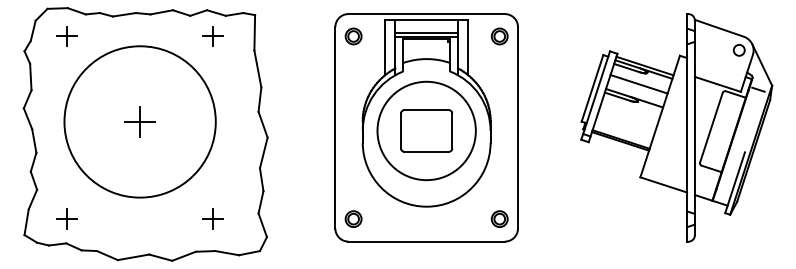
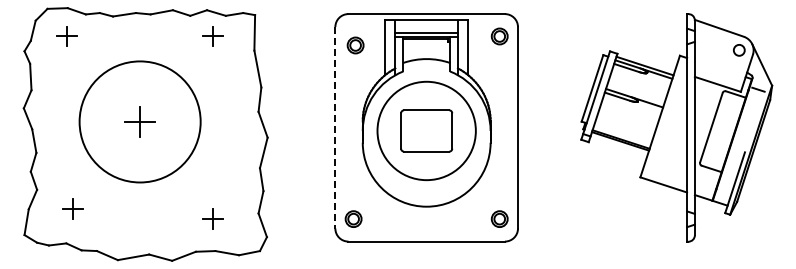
part position: (353, 36) -> (355, 45) (355, 45)
line: present -> none (638, 84)
circle diameter: 151 px -> 121 px (139, 121)
line: solid -> dashed (335, 127)
part position: (66, 218) -> (72, 208) (72, 208)
